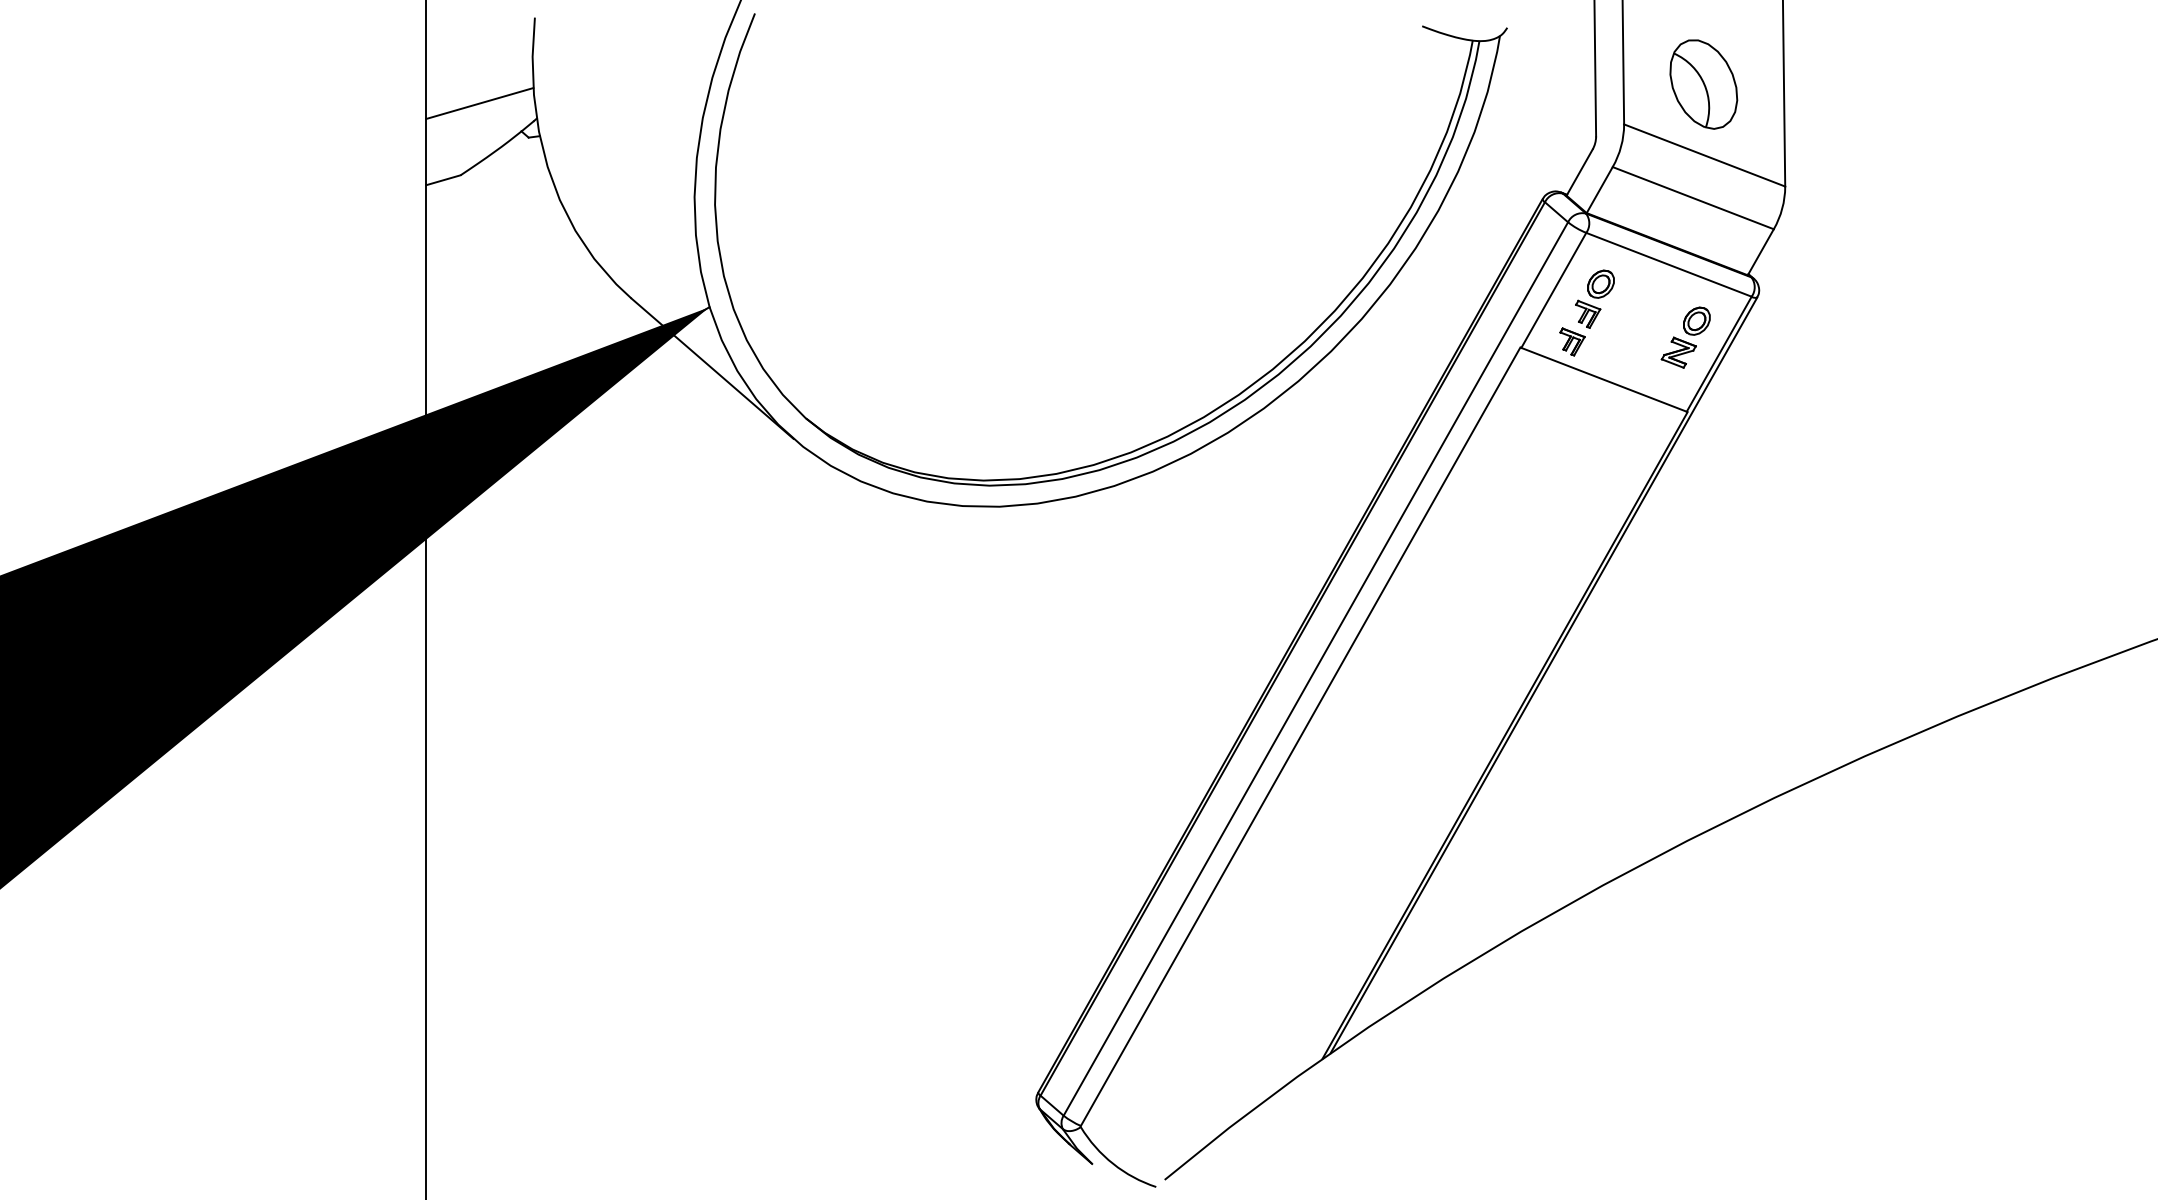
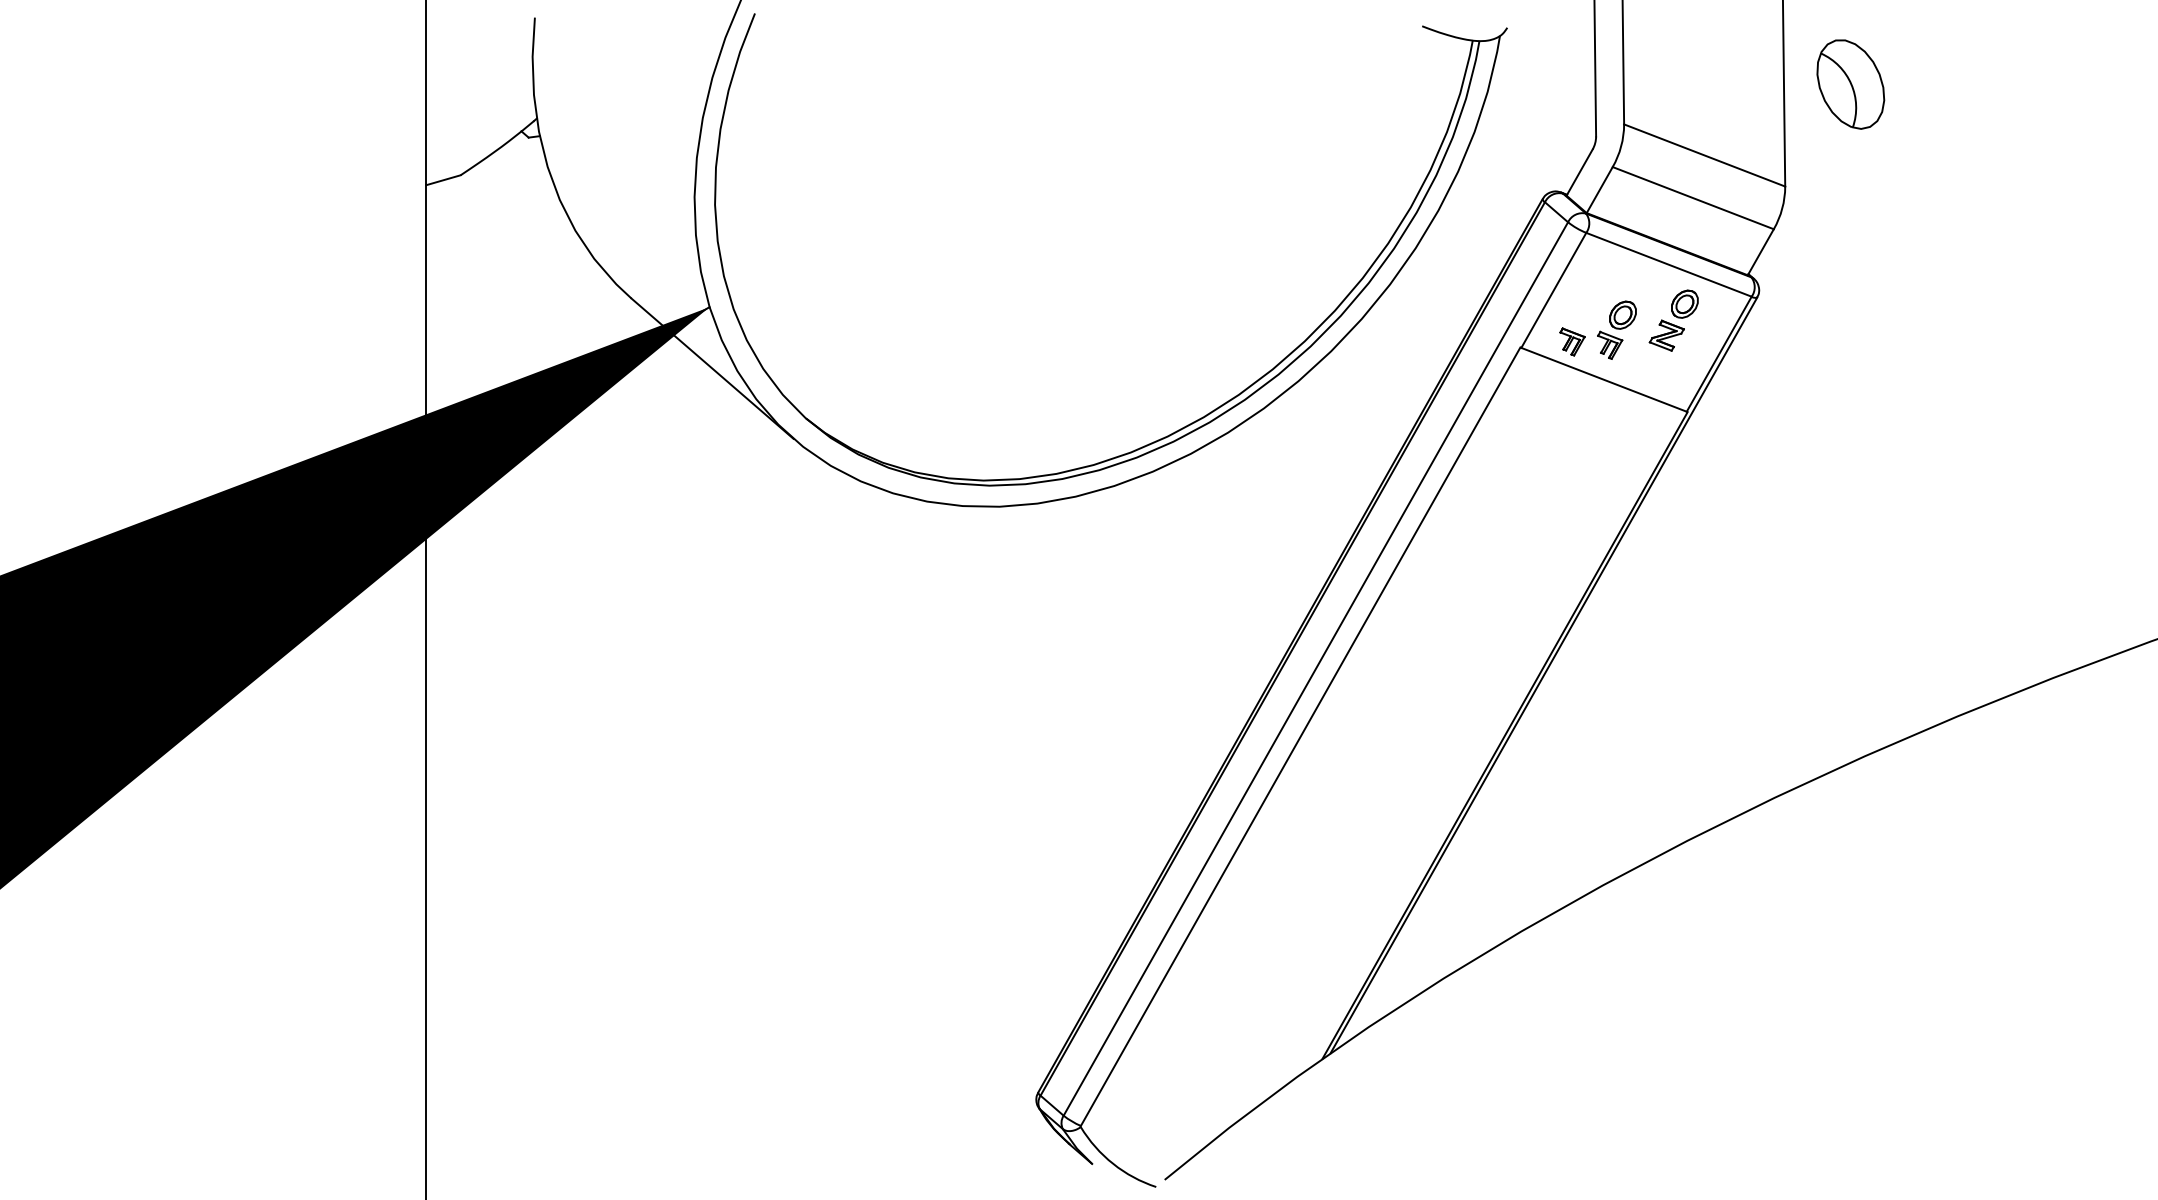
part position: (1703, 84) -> (1850, 84) (1850, 84)
line: present -> none (479, 103)
part position: (1594, 298) -> (1616, 329) (1616, 329)
part position: (1685, 337) -> (1673, 320) (1673, 320)
